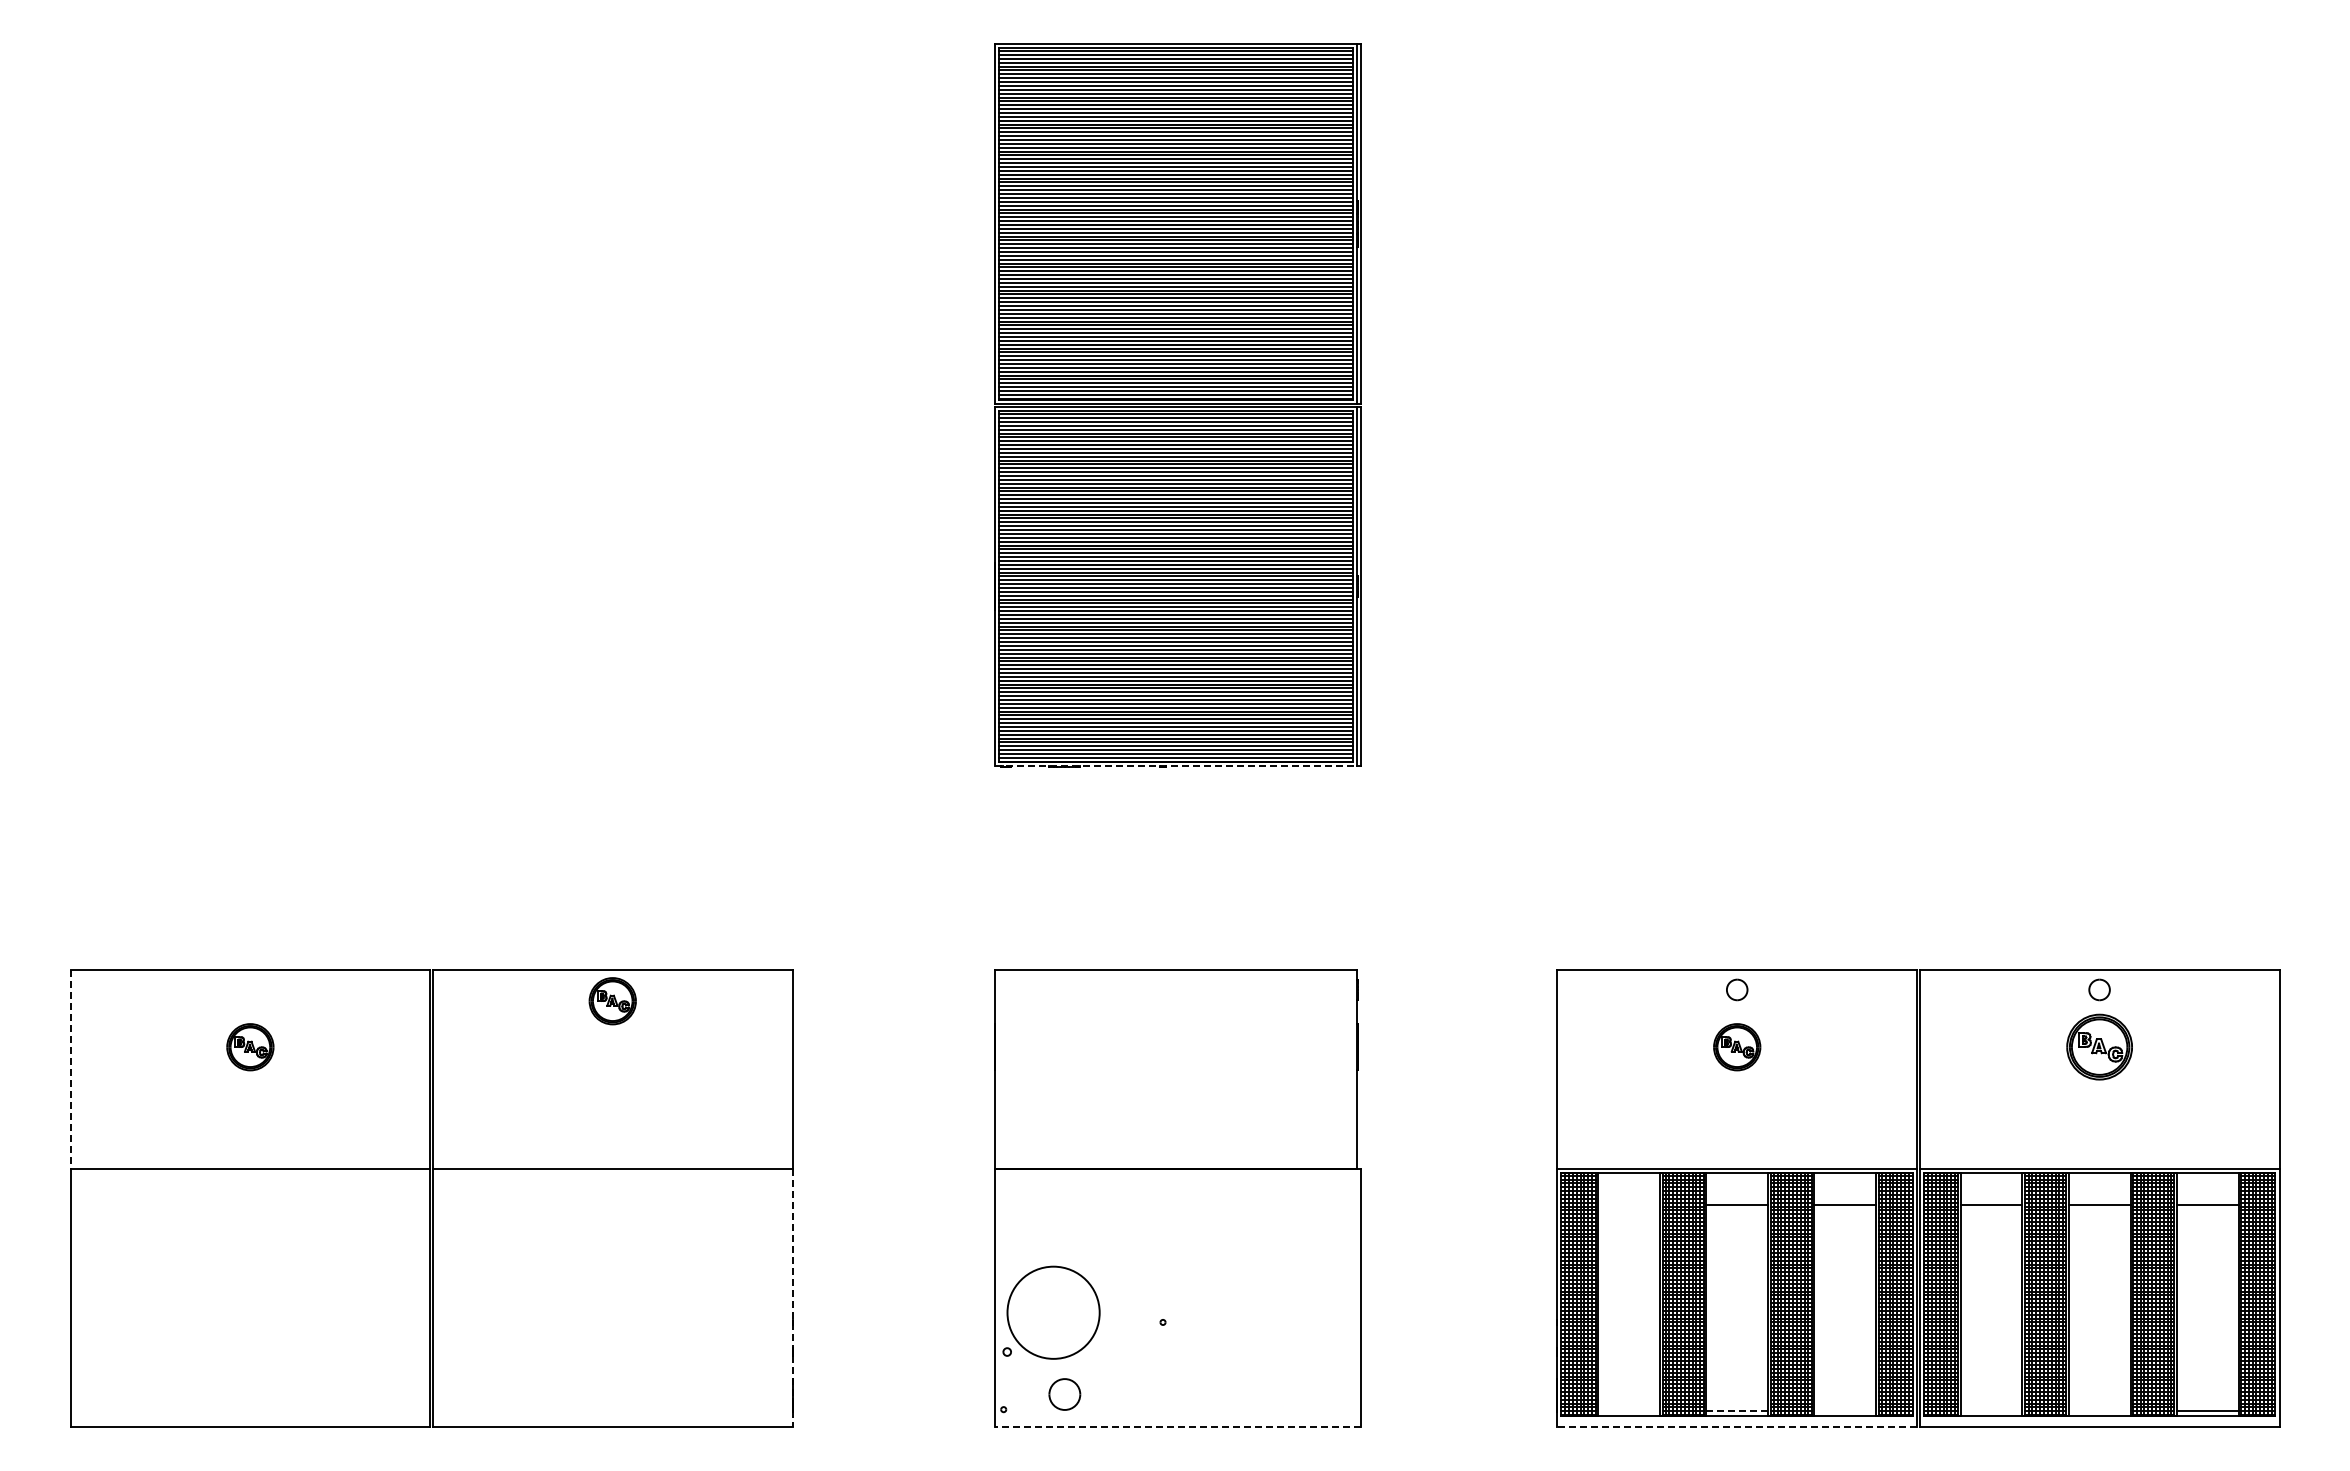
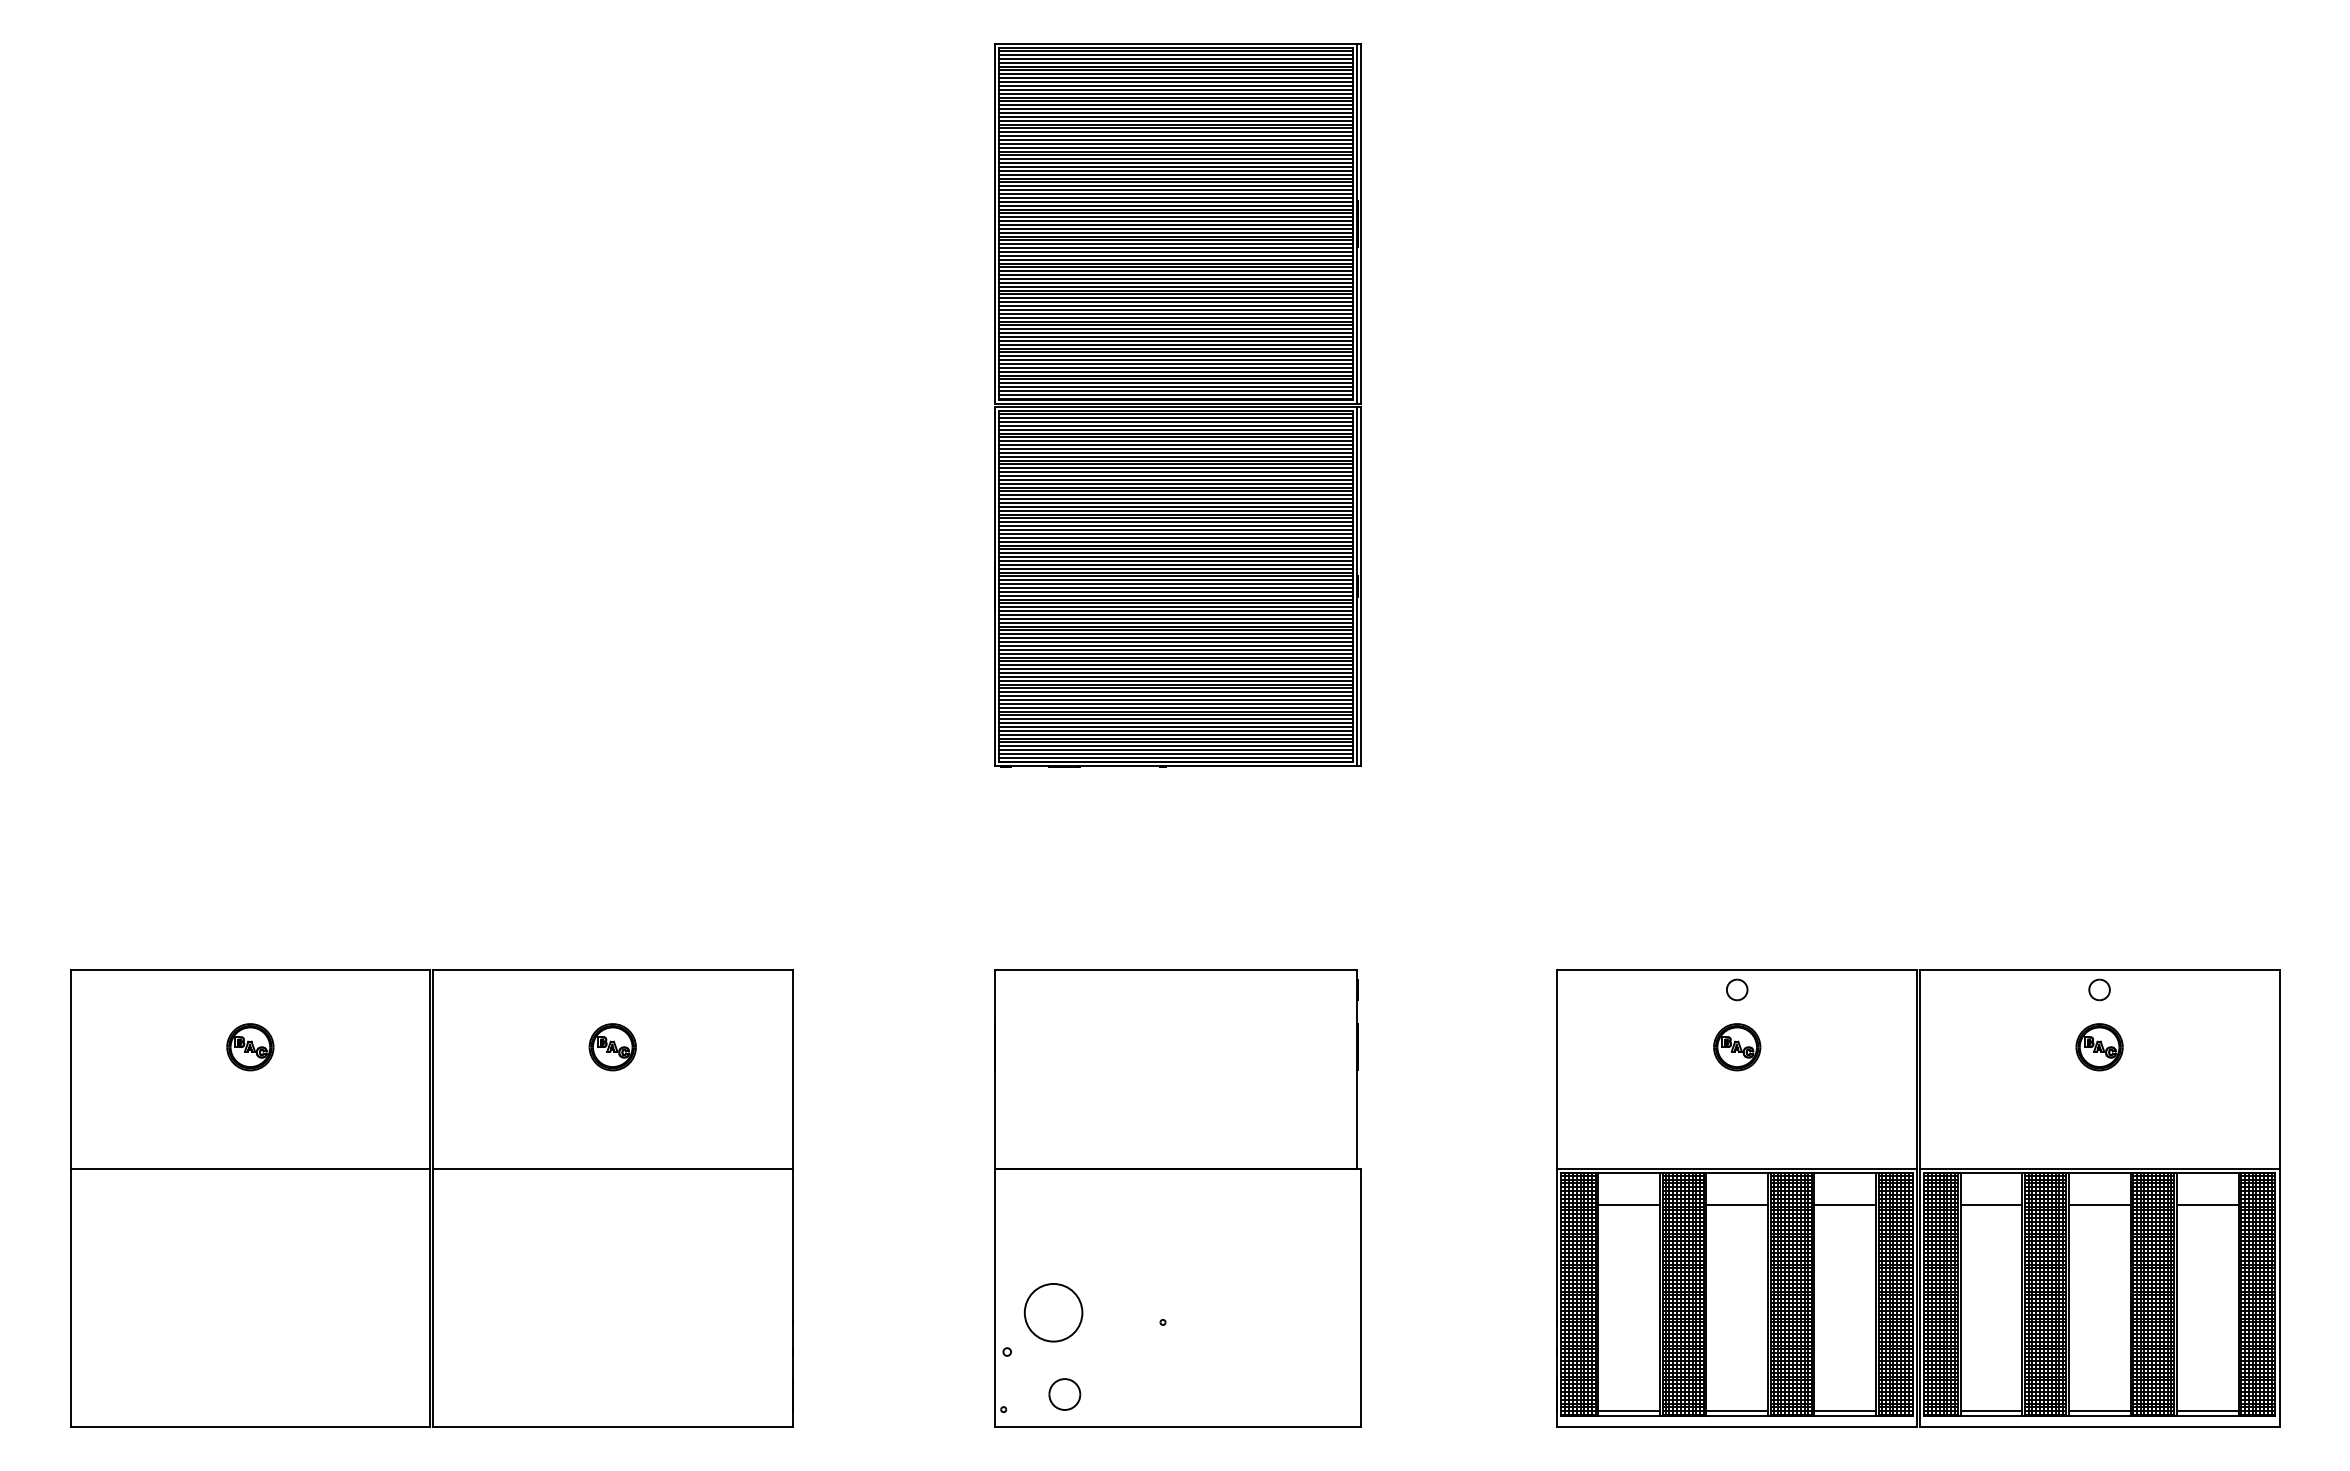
line: dashed -> solid (1176, 766)
part position: (612, 1001) -> (612, 1047) (612, 1047)
part size: 67x68 px -> 49x49 px (2099, 1047)
line: dashed -> solid (70, 1069)
line: none -> present (1628, 1205)
line: dashed -> solid (792, 1297)
circle diameter: 92 px -> 58 px (1053, 1312)
line: none -> present (1628, 1411)
line: dashed -> solid (1737, 1411)
line: none -> present (1845, 1411)
line: none -> present (1991, 1411)
line: none -> present (2099, 1411)
line: dashed -> solid (1177, 1426)
line: dashed -> solid (1737, 1426)
